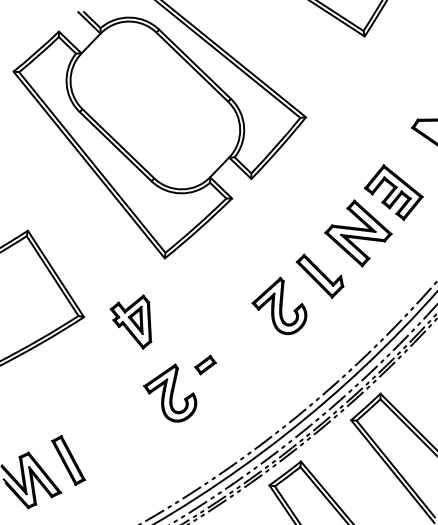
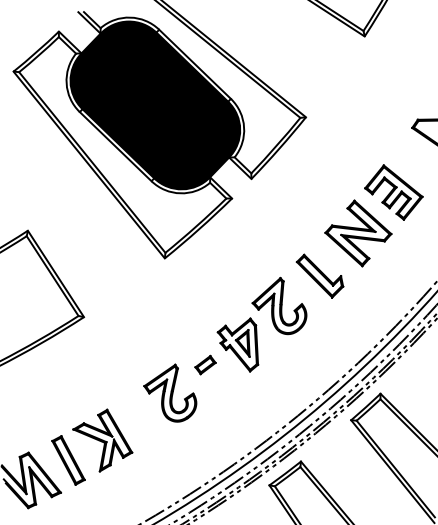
fill: none -> present (155, 105)
part position: (130, 321) -> (237, 344) (237, 344)
part: none -> present (102, 440)
